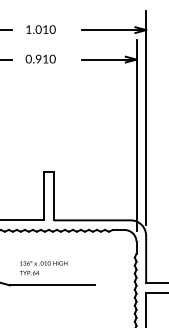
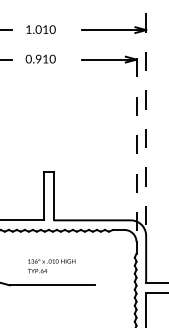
line: solid -> dashed (146, 117)
line: solid -> dashed (136, 135)
text position: (43, 268) -> (51, 266) (51, 266)
